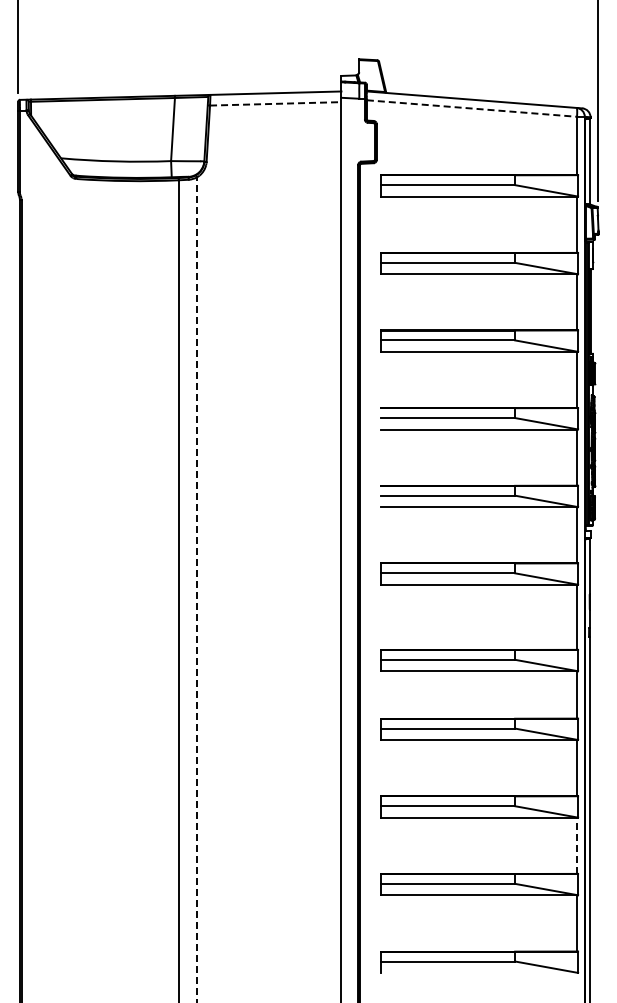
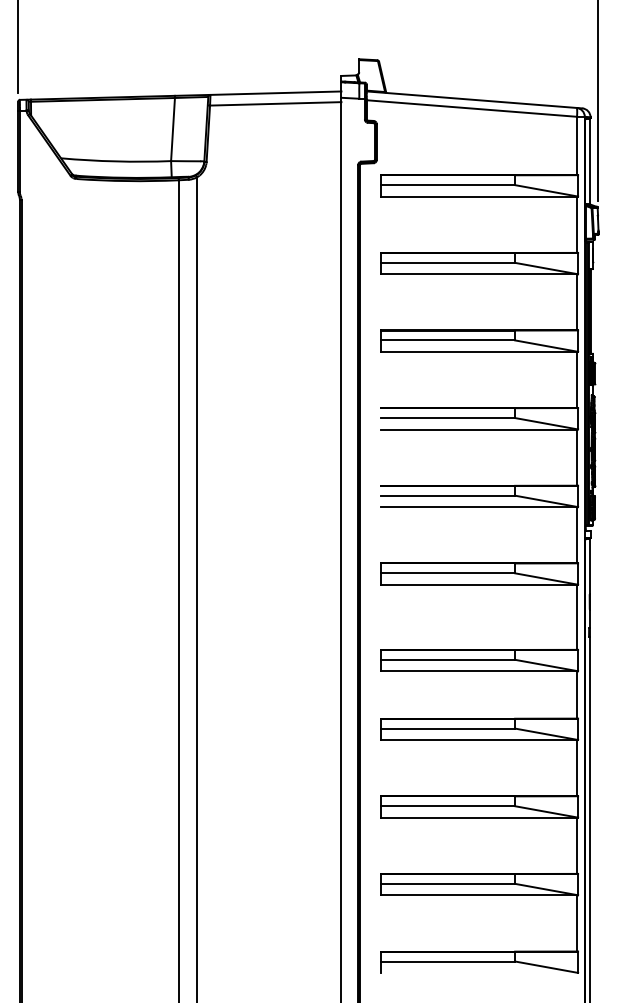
line: dashed -> solid (275, 103)
line: dashed -> solid (472, 108)
line: dashed -> solid (197, 589)
line: dashed -> solid (577, 845)
